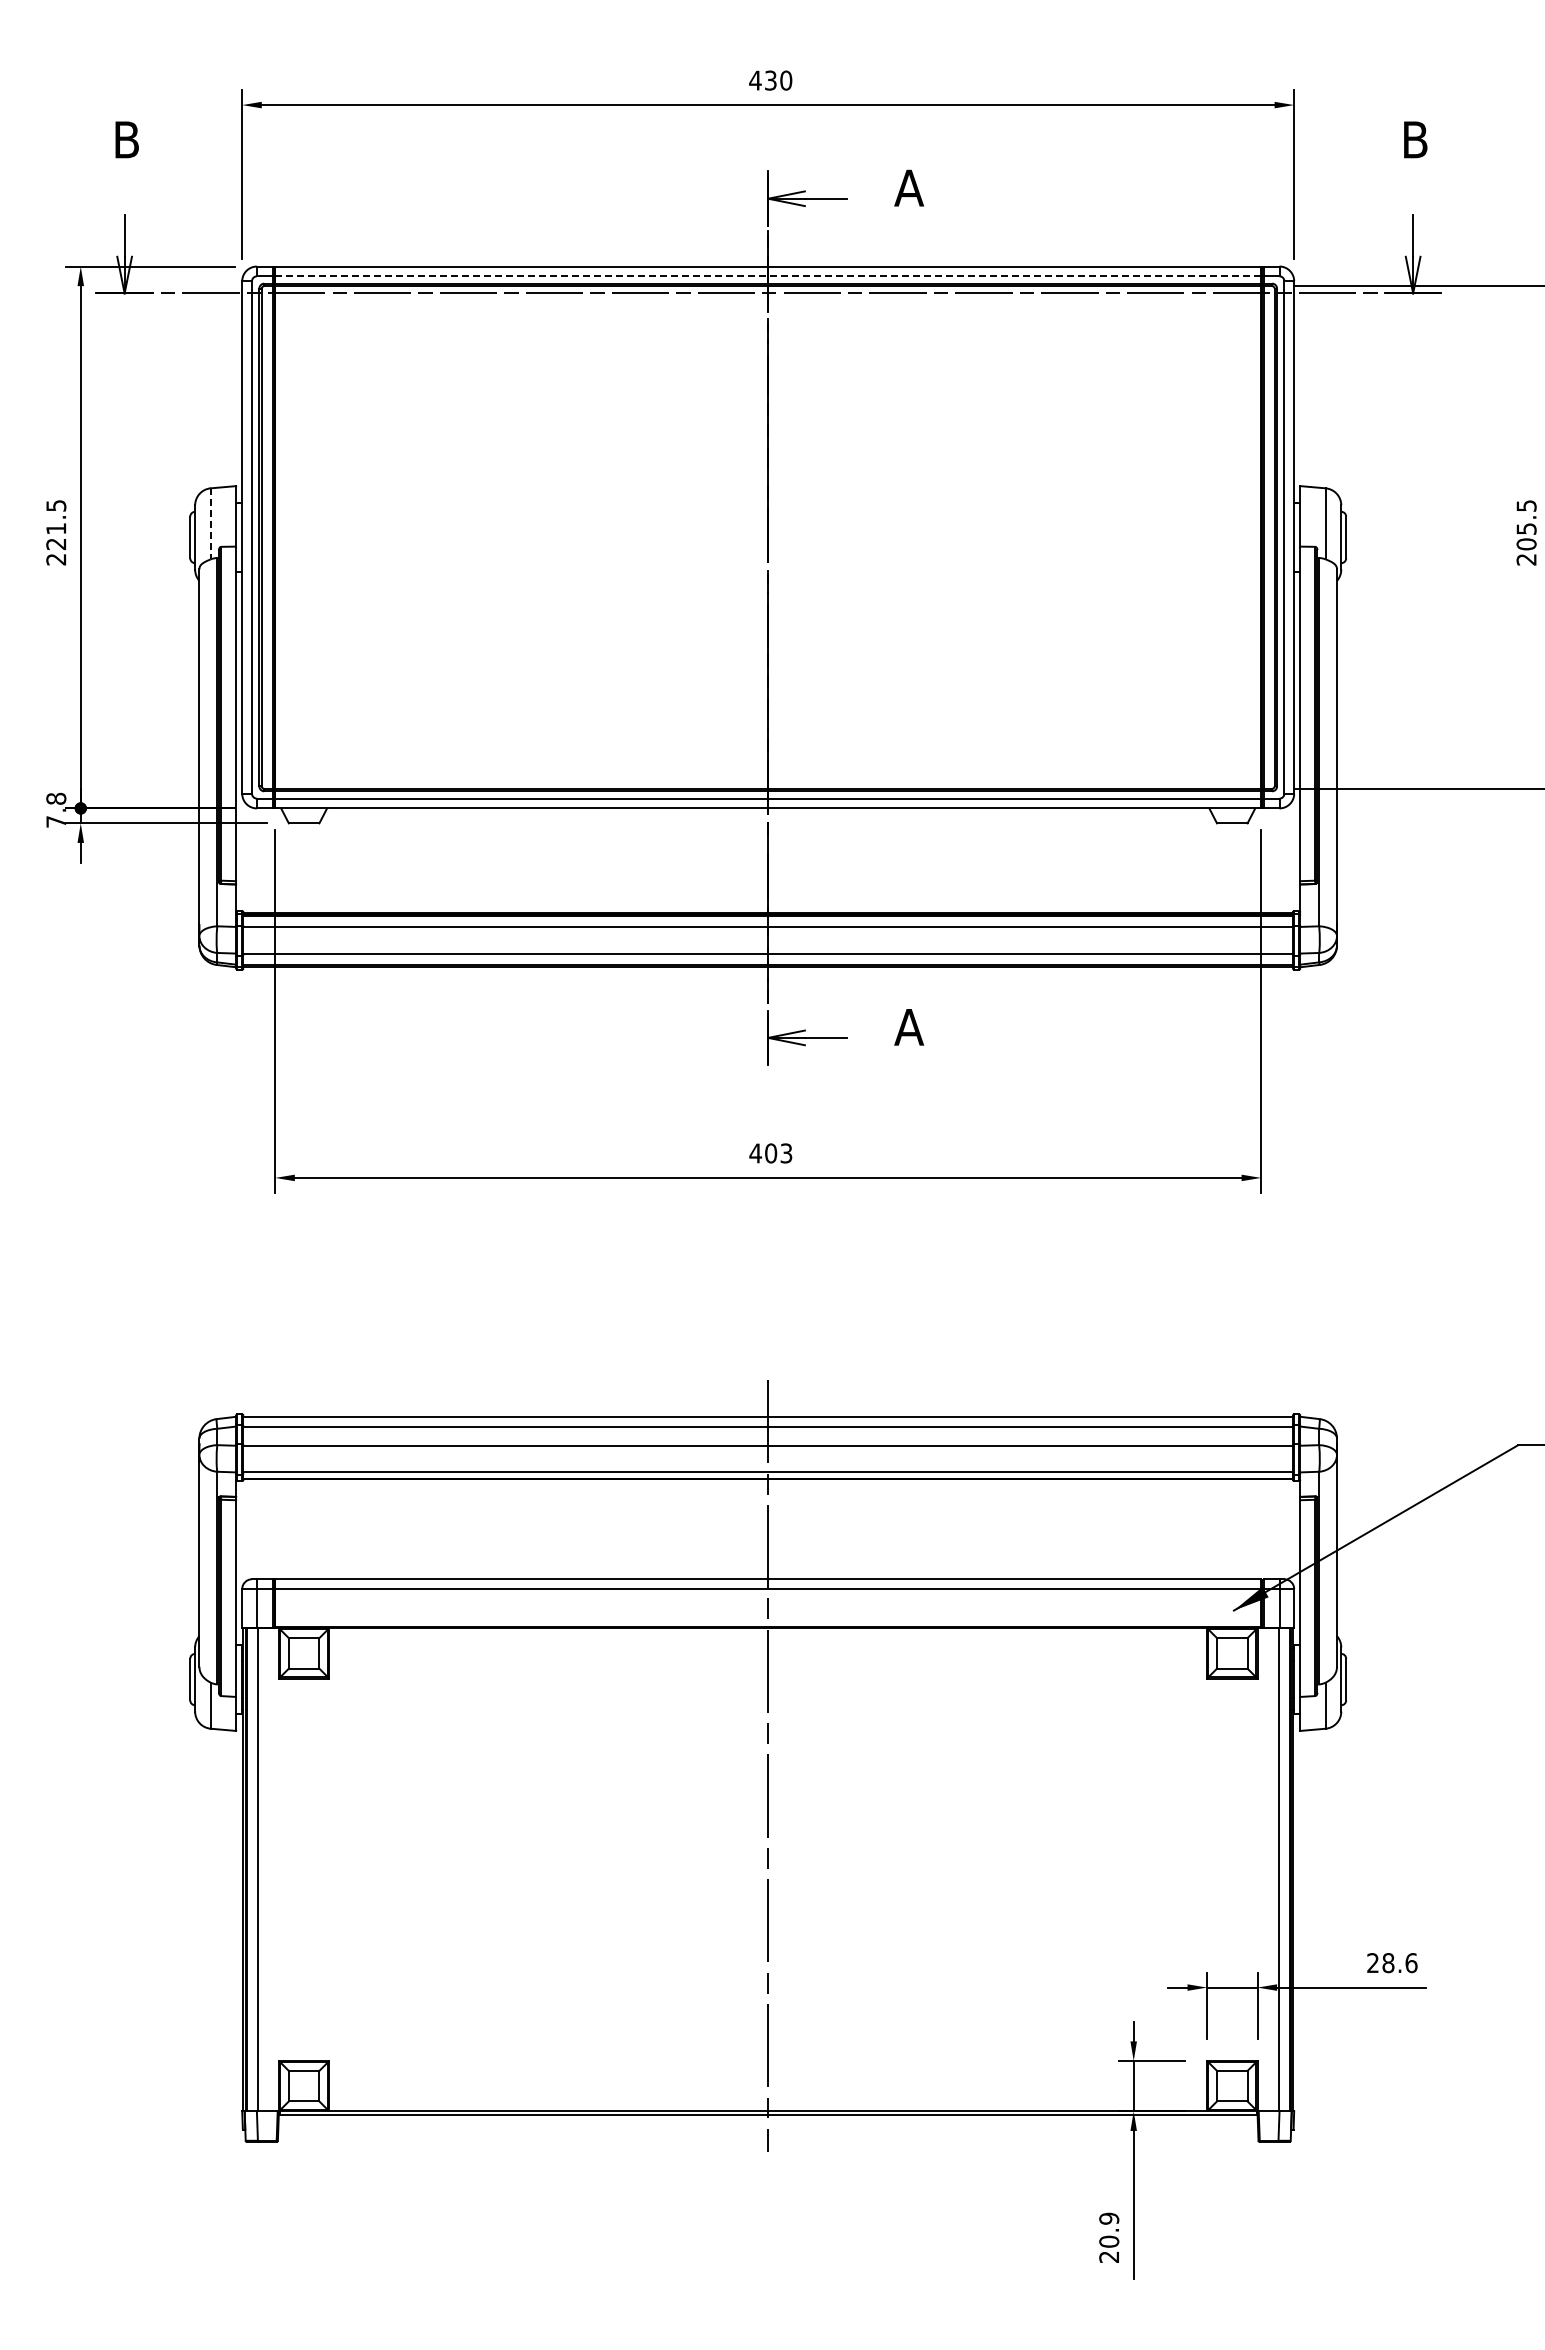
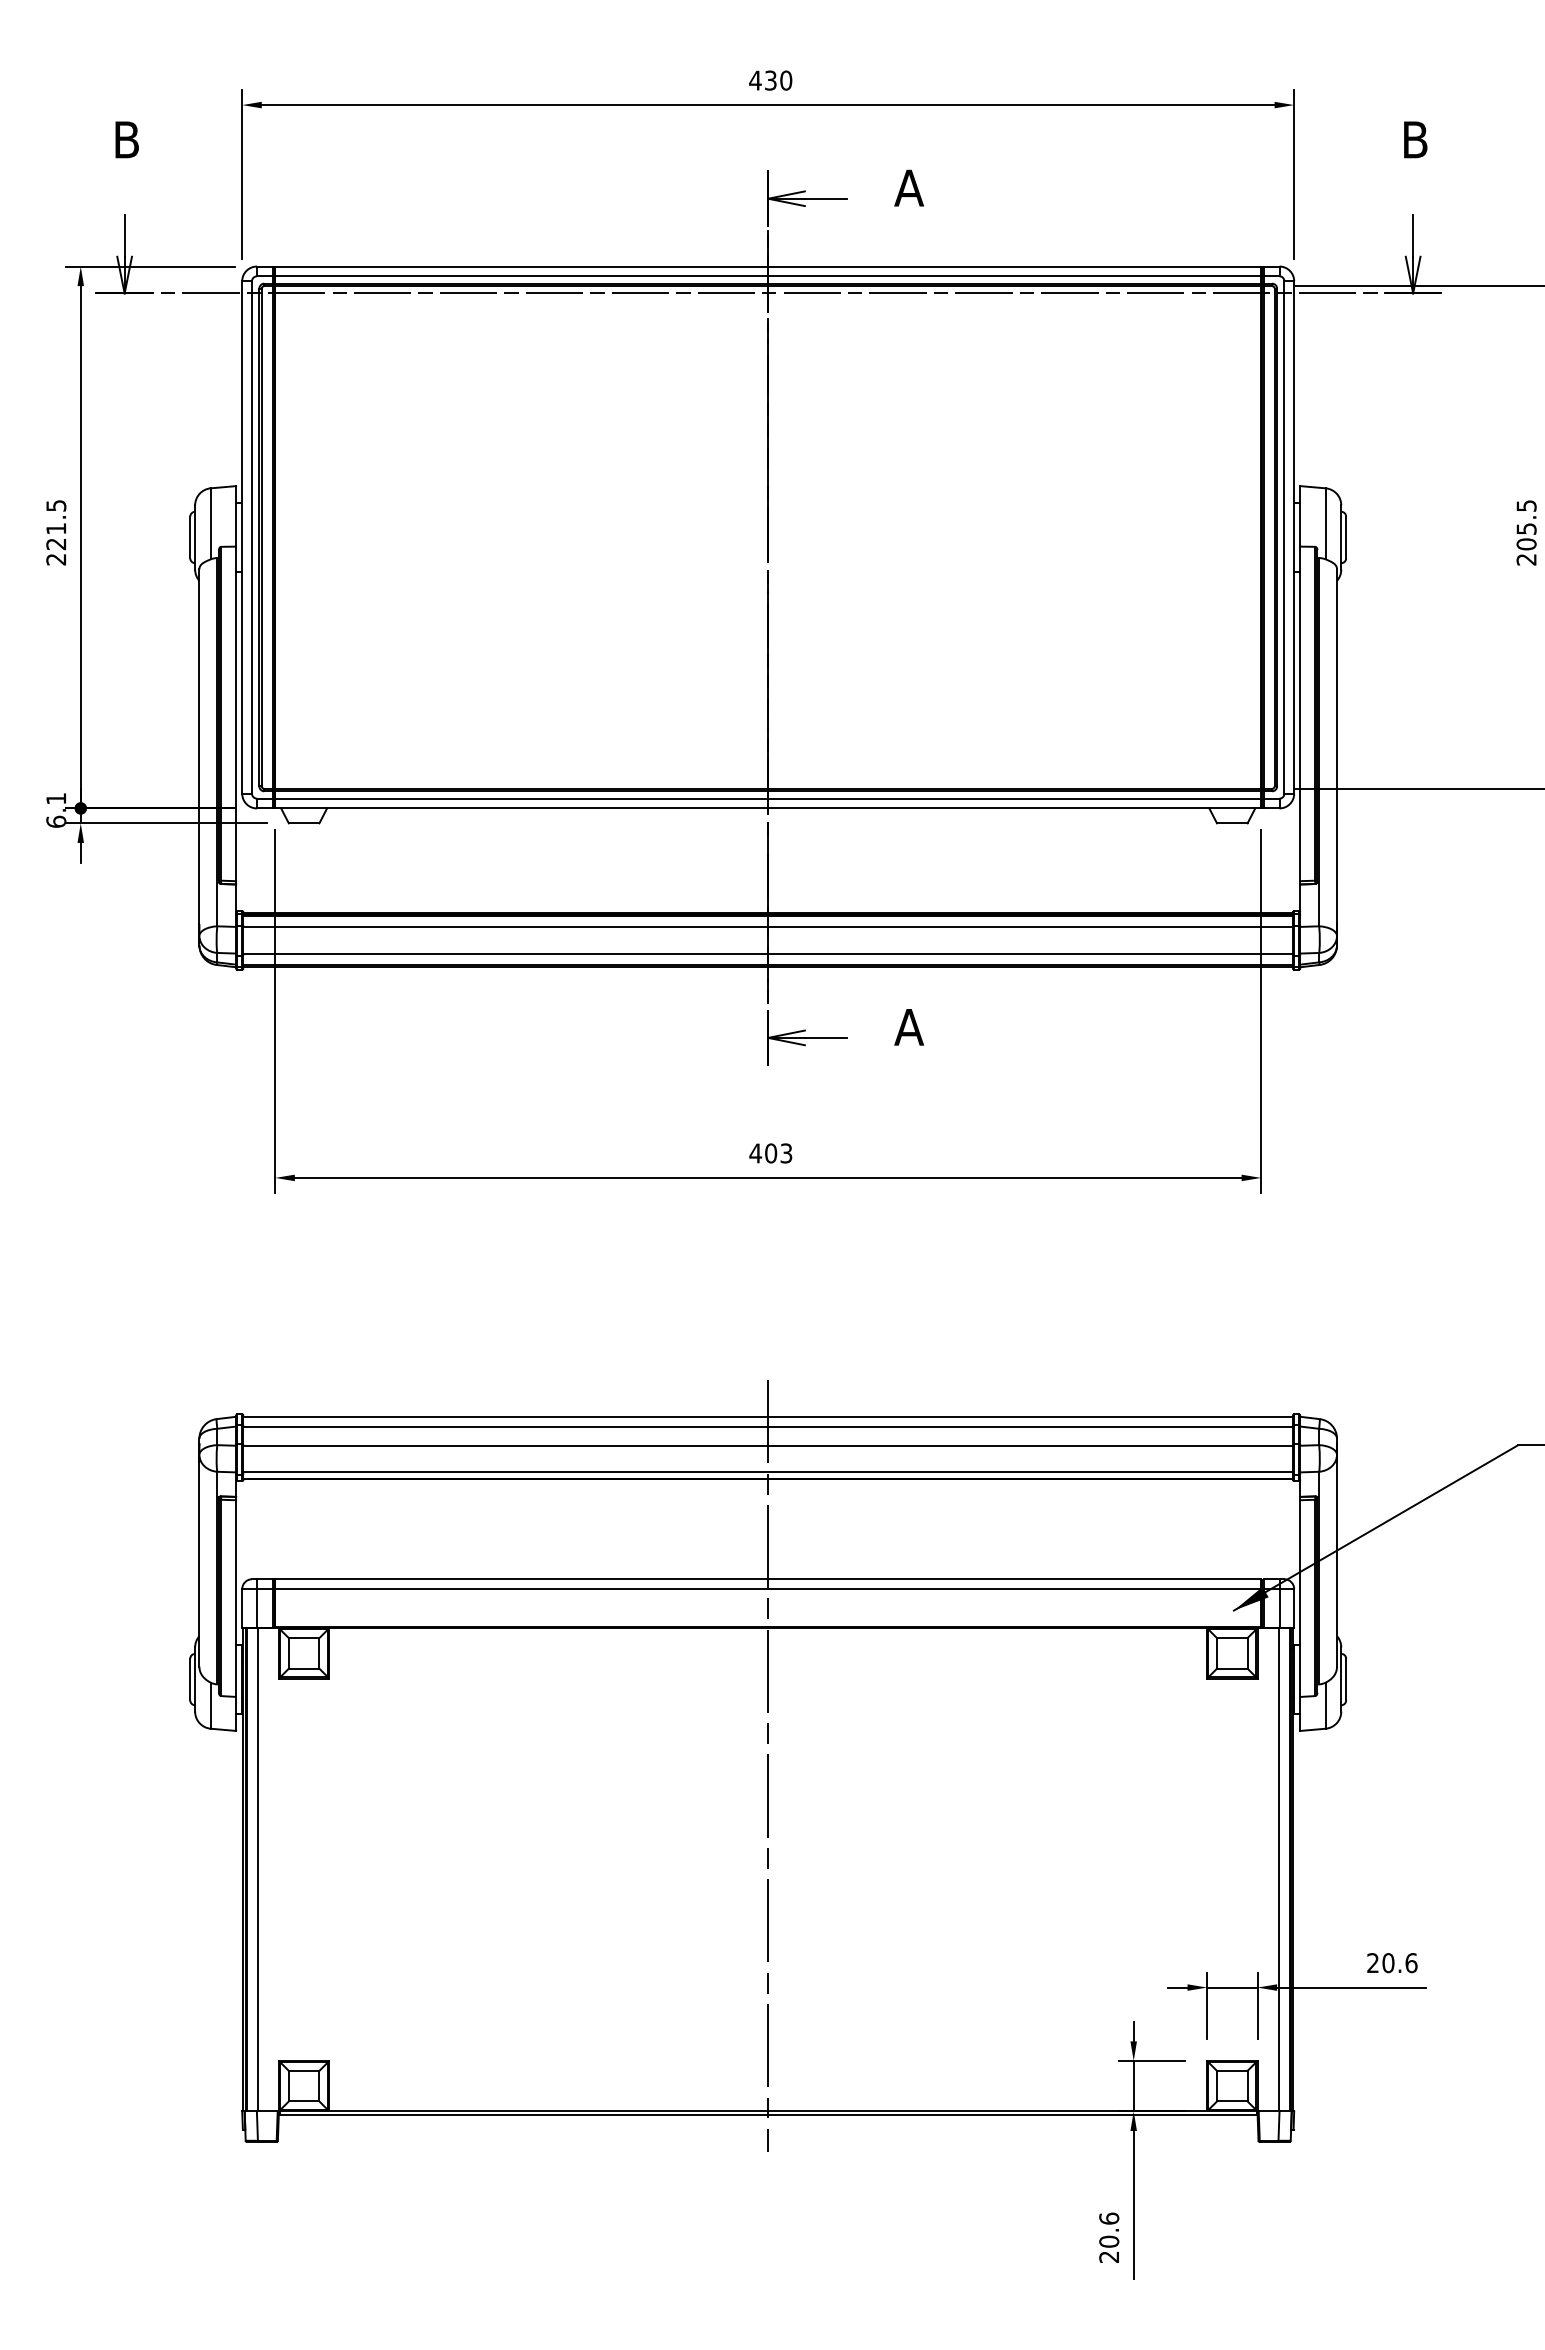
line: dashed -> solid (768, 276)
line: dashed -> solid (210, 523)
text: 7.8 -> 6.1 (56, 809)
text: 28.6 -> 20.6 (1388, 1962)
text: 20.9 -> 20.6 (1109, 2218)
